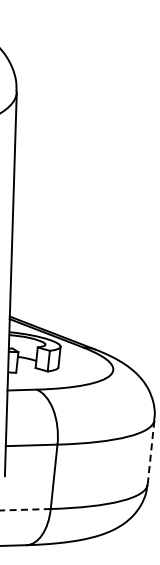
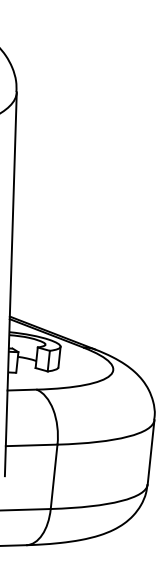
line: dashed -> solid (151, 451)
line: dashed -> solid (25, 509)
